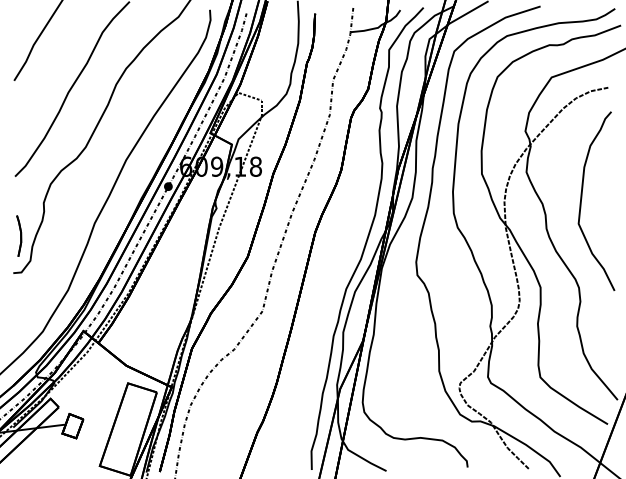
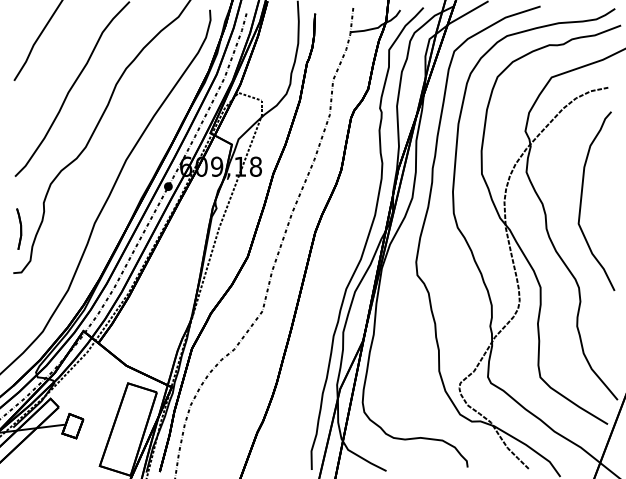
part position: (19, 235) -> (19, 228) (19, 228)
